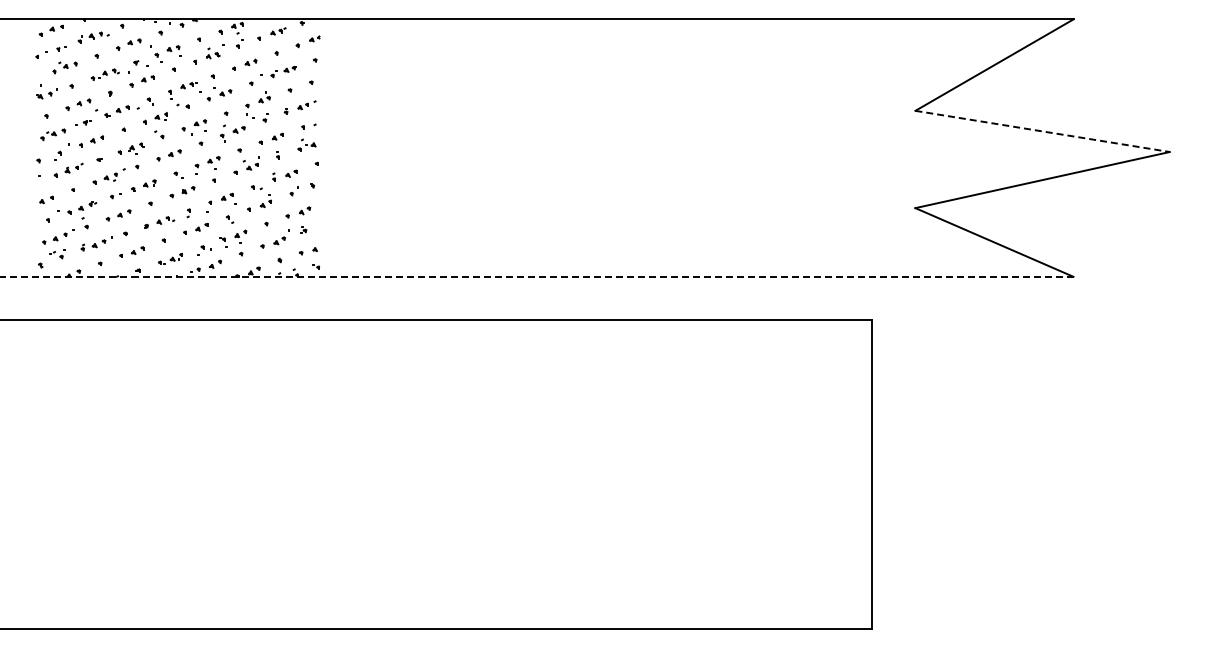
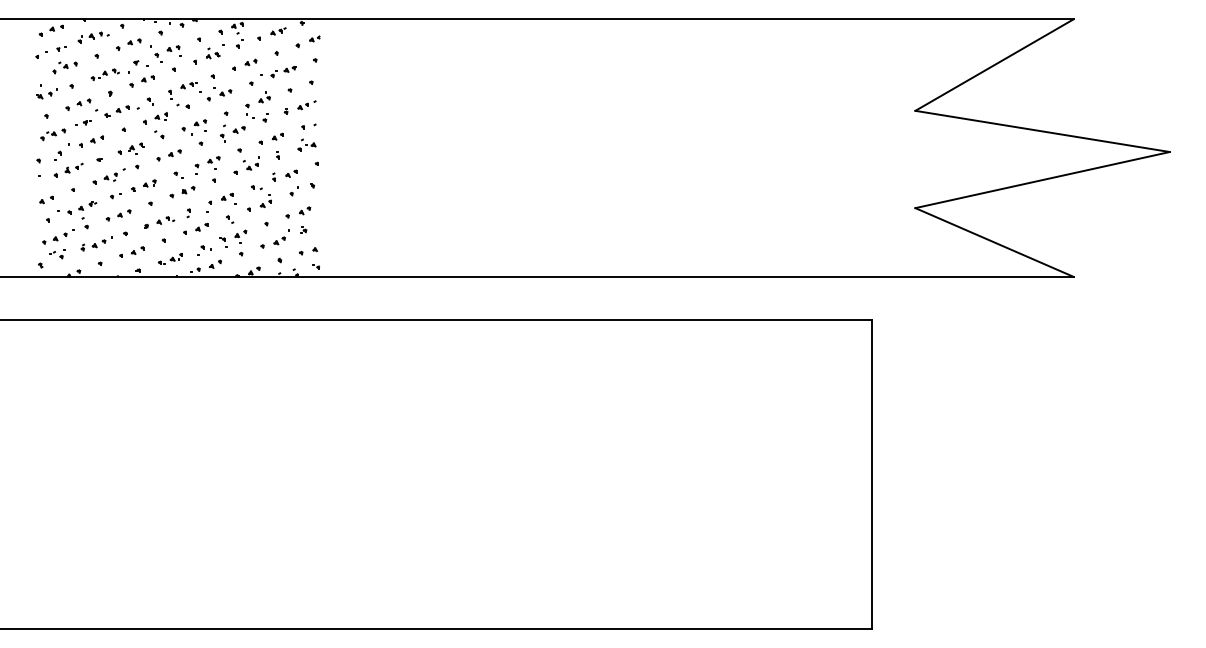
line: dashed -> solid (1042, 131)
line: dashed -> solid (536, 276)
